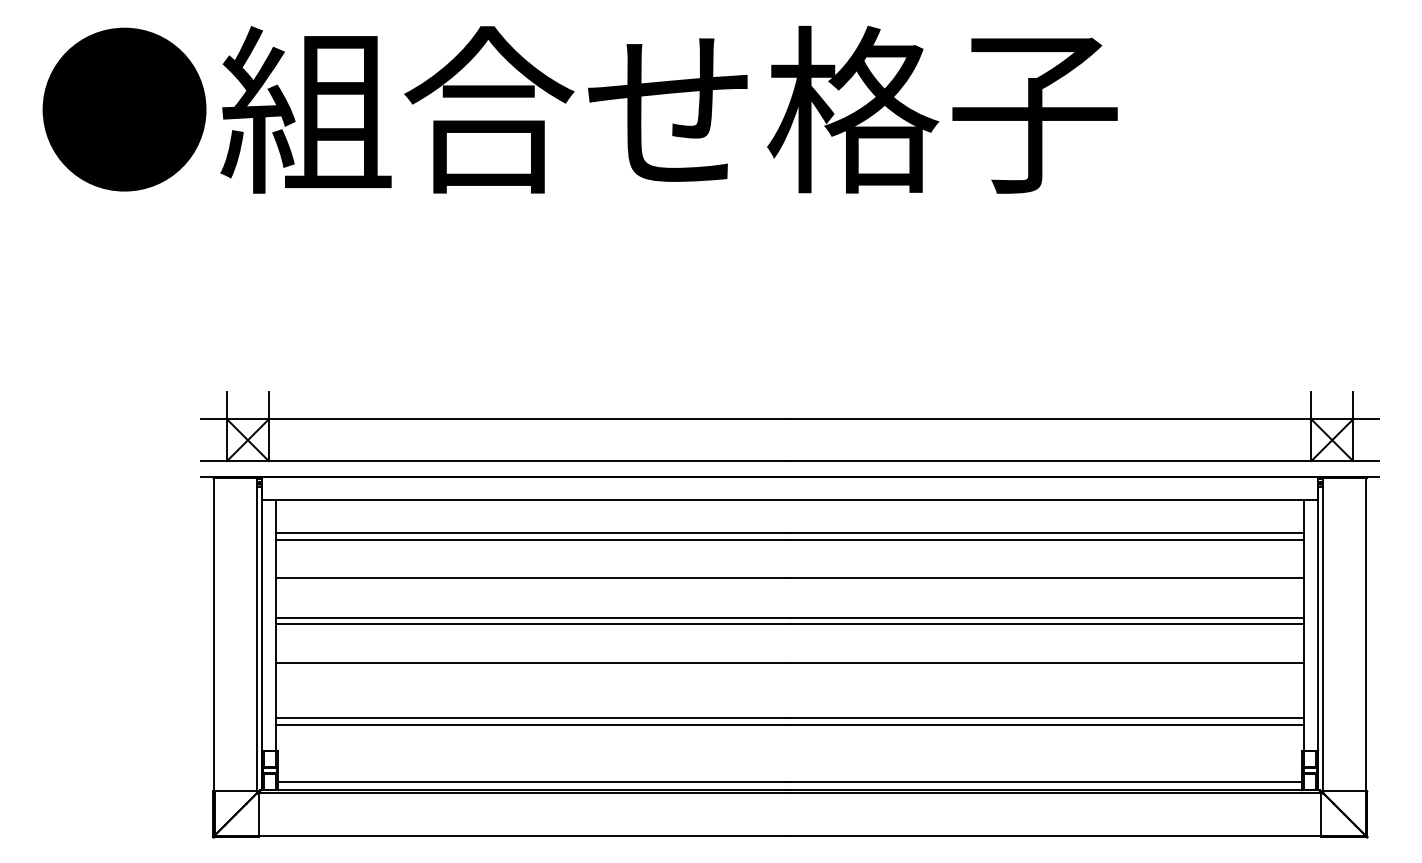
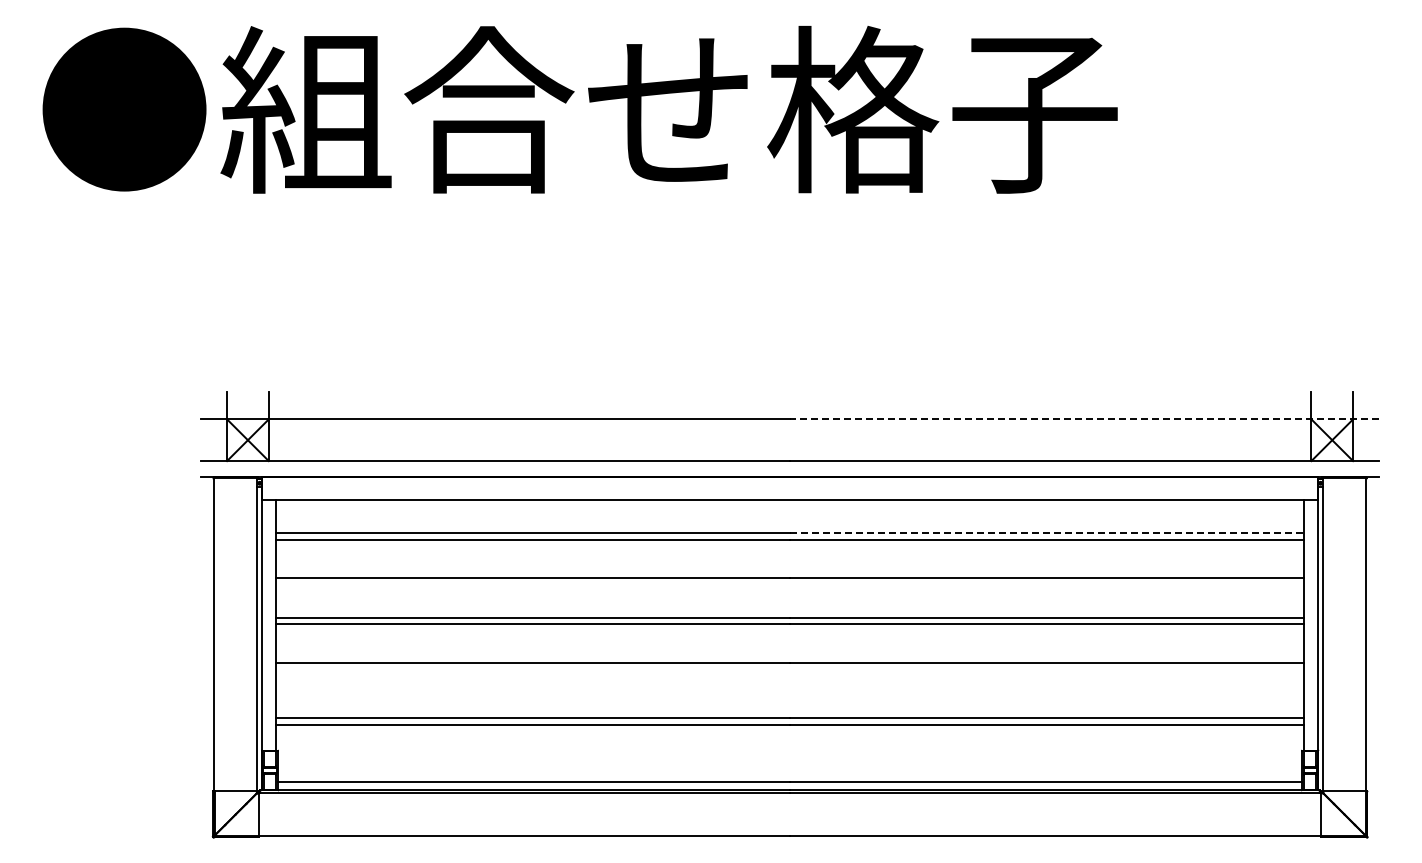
line: solid -> dashed (1084, 419)
line: solid -> dashed (1046, 533)
